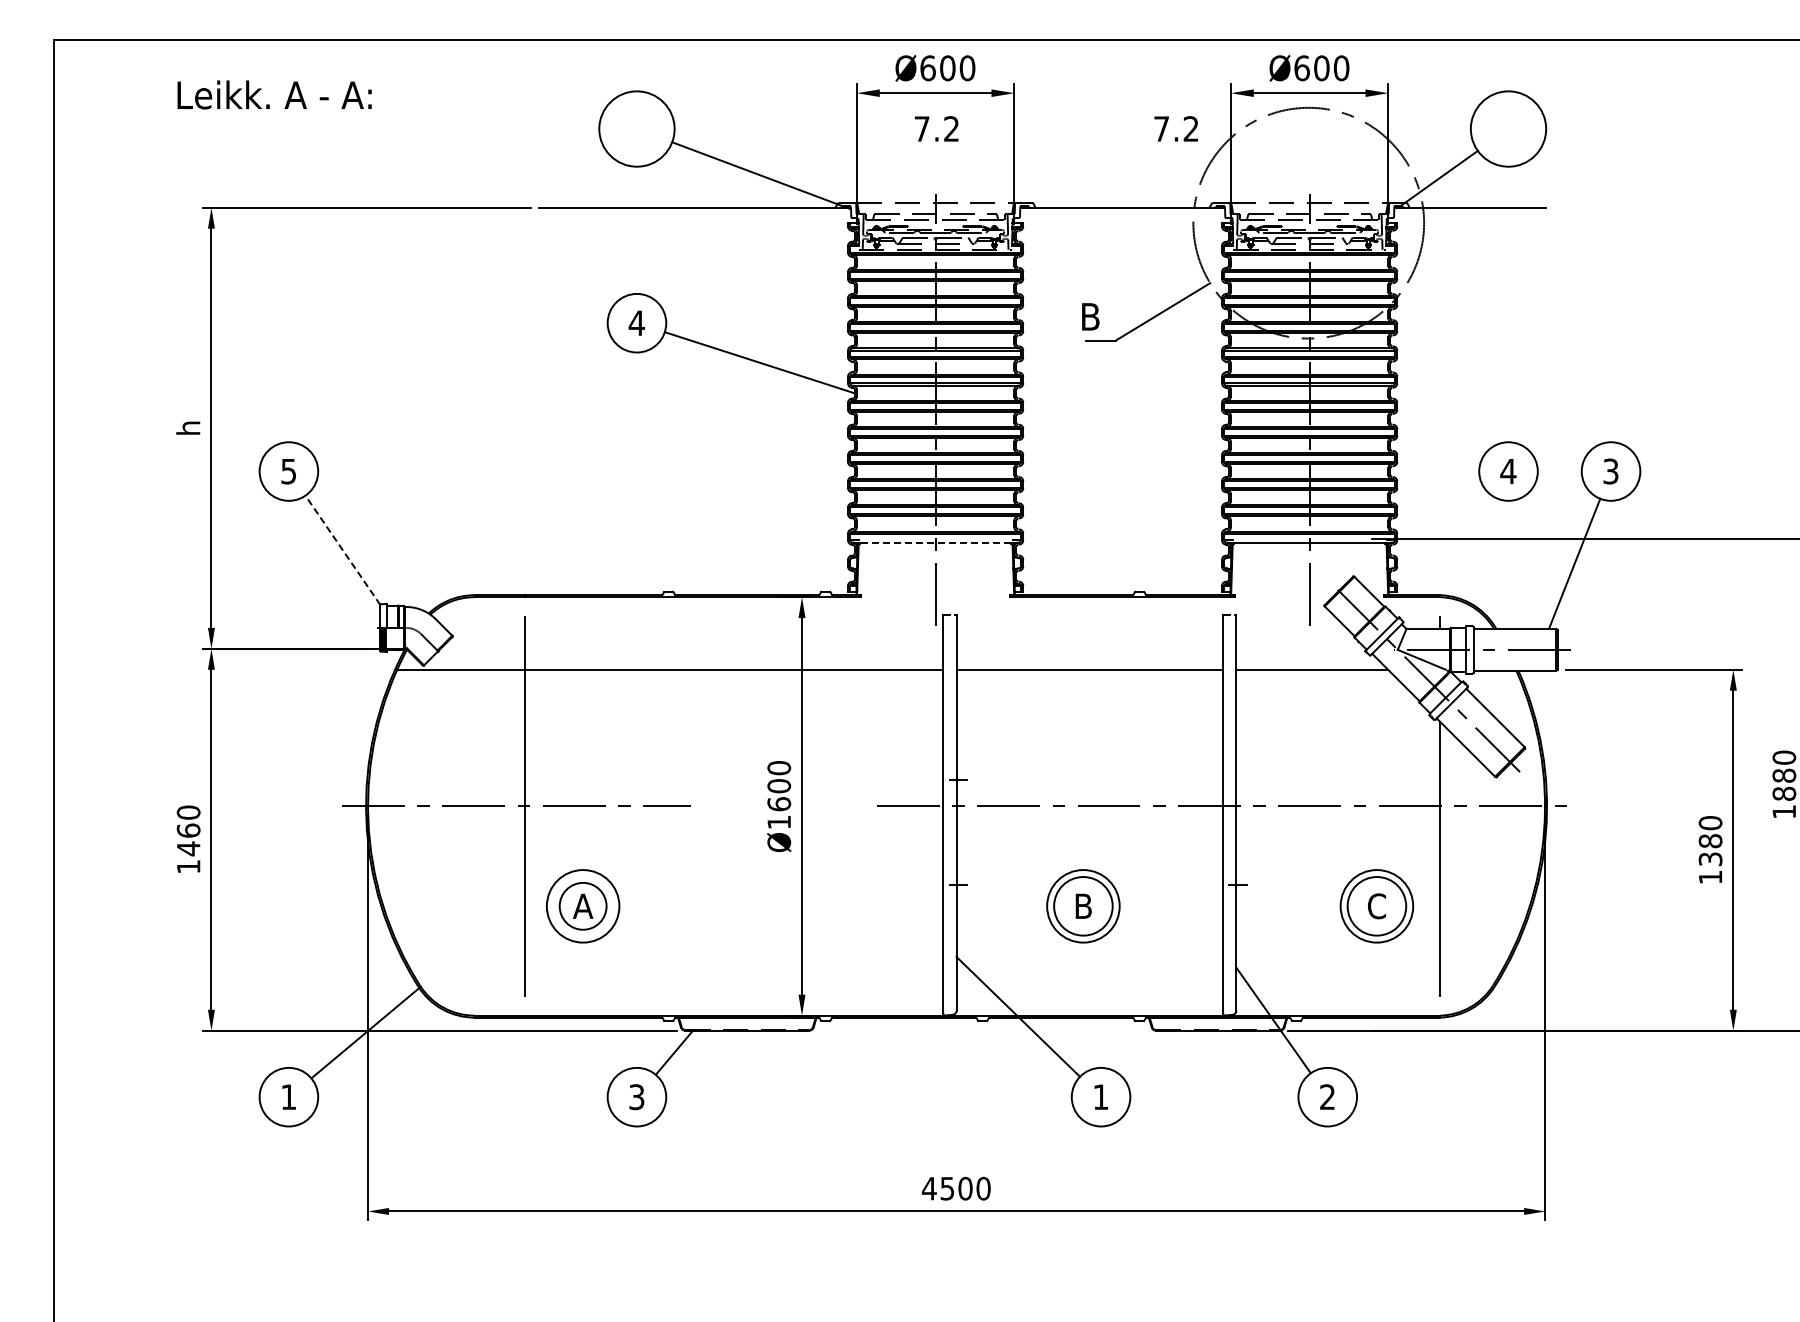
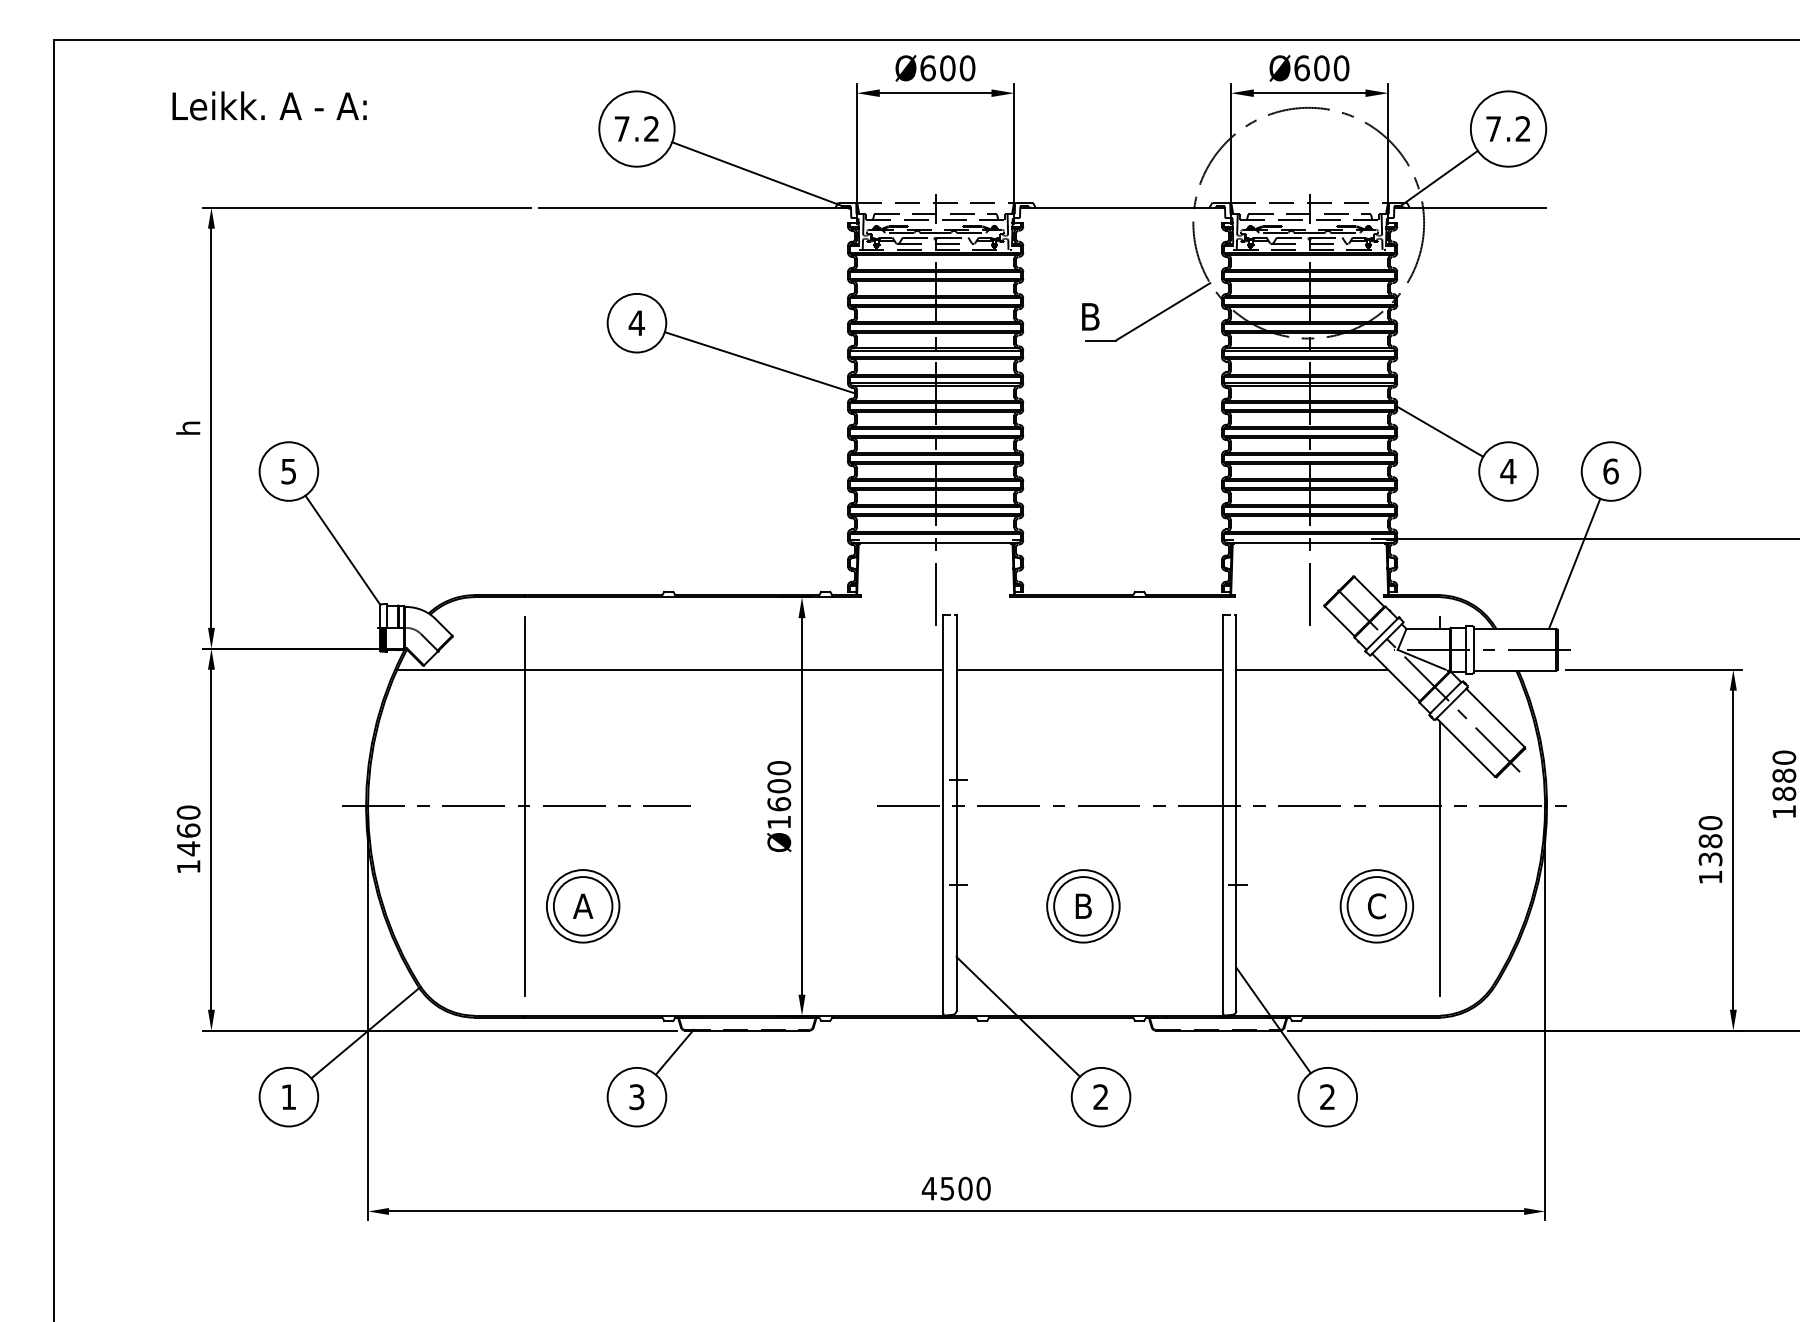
text position: (274, 94) -> (269, 105) (269, 105)
text position: (936, 128) -> (636, 128) (636, 128)
text position: (1175, 128) -> (1507, 128) (1507, 128)
line: none -> present (1440, 431)
text: 3 -> 6 (1610, 471)
line: dashed -> solid (935, 542)
line: dashed -> solid (342, 549)
circle diameter: 47 px -> 59 px (582, 906)
text: 1 -> 2 (1100, 1096)
